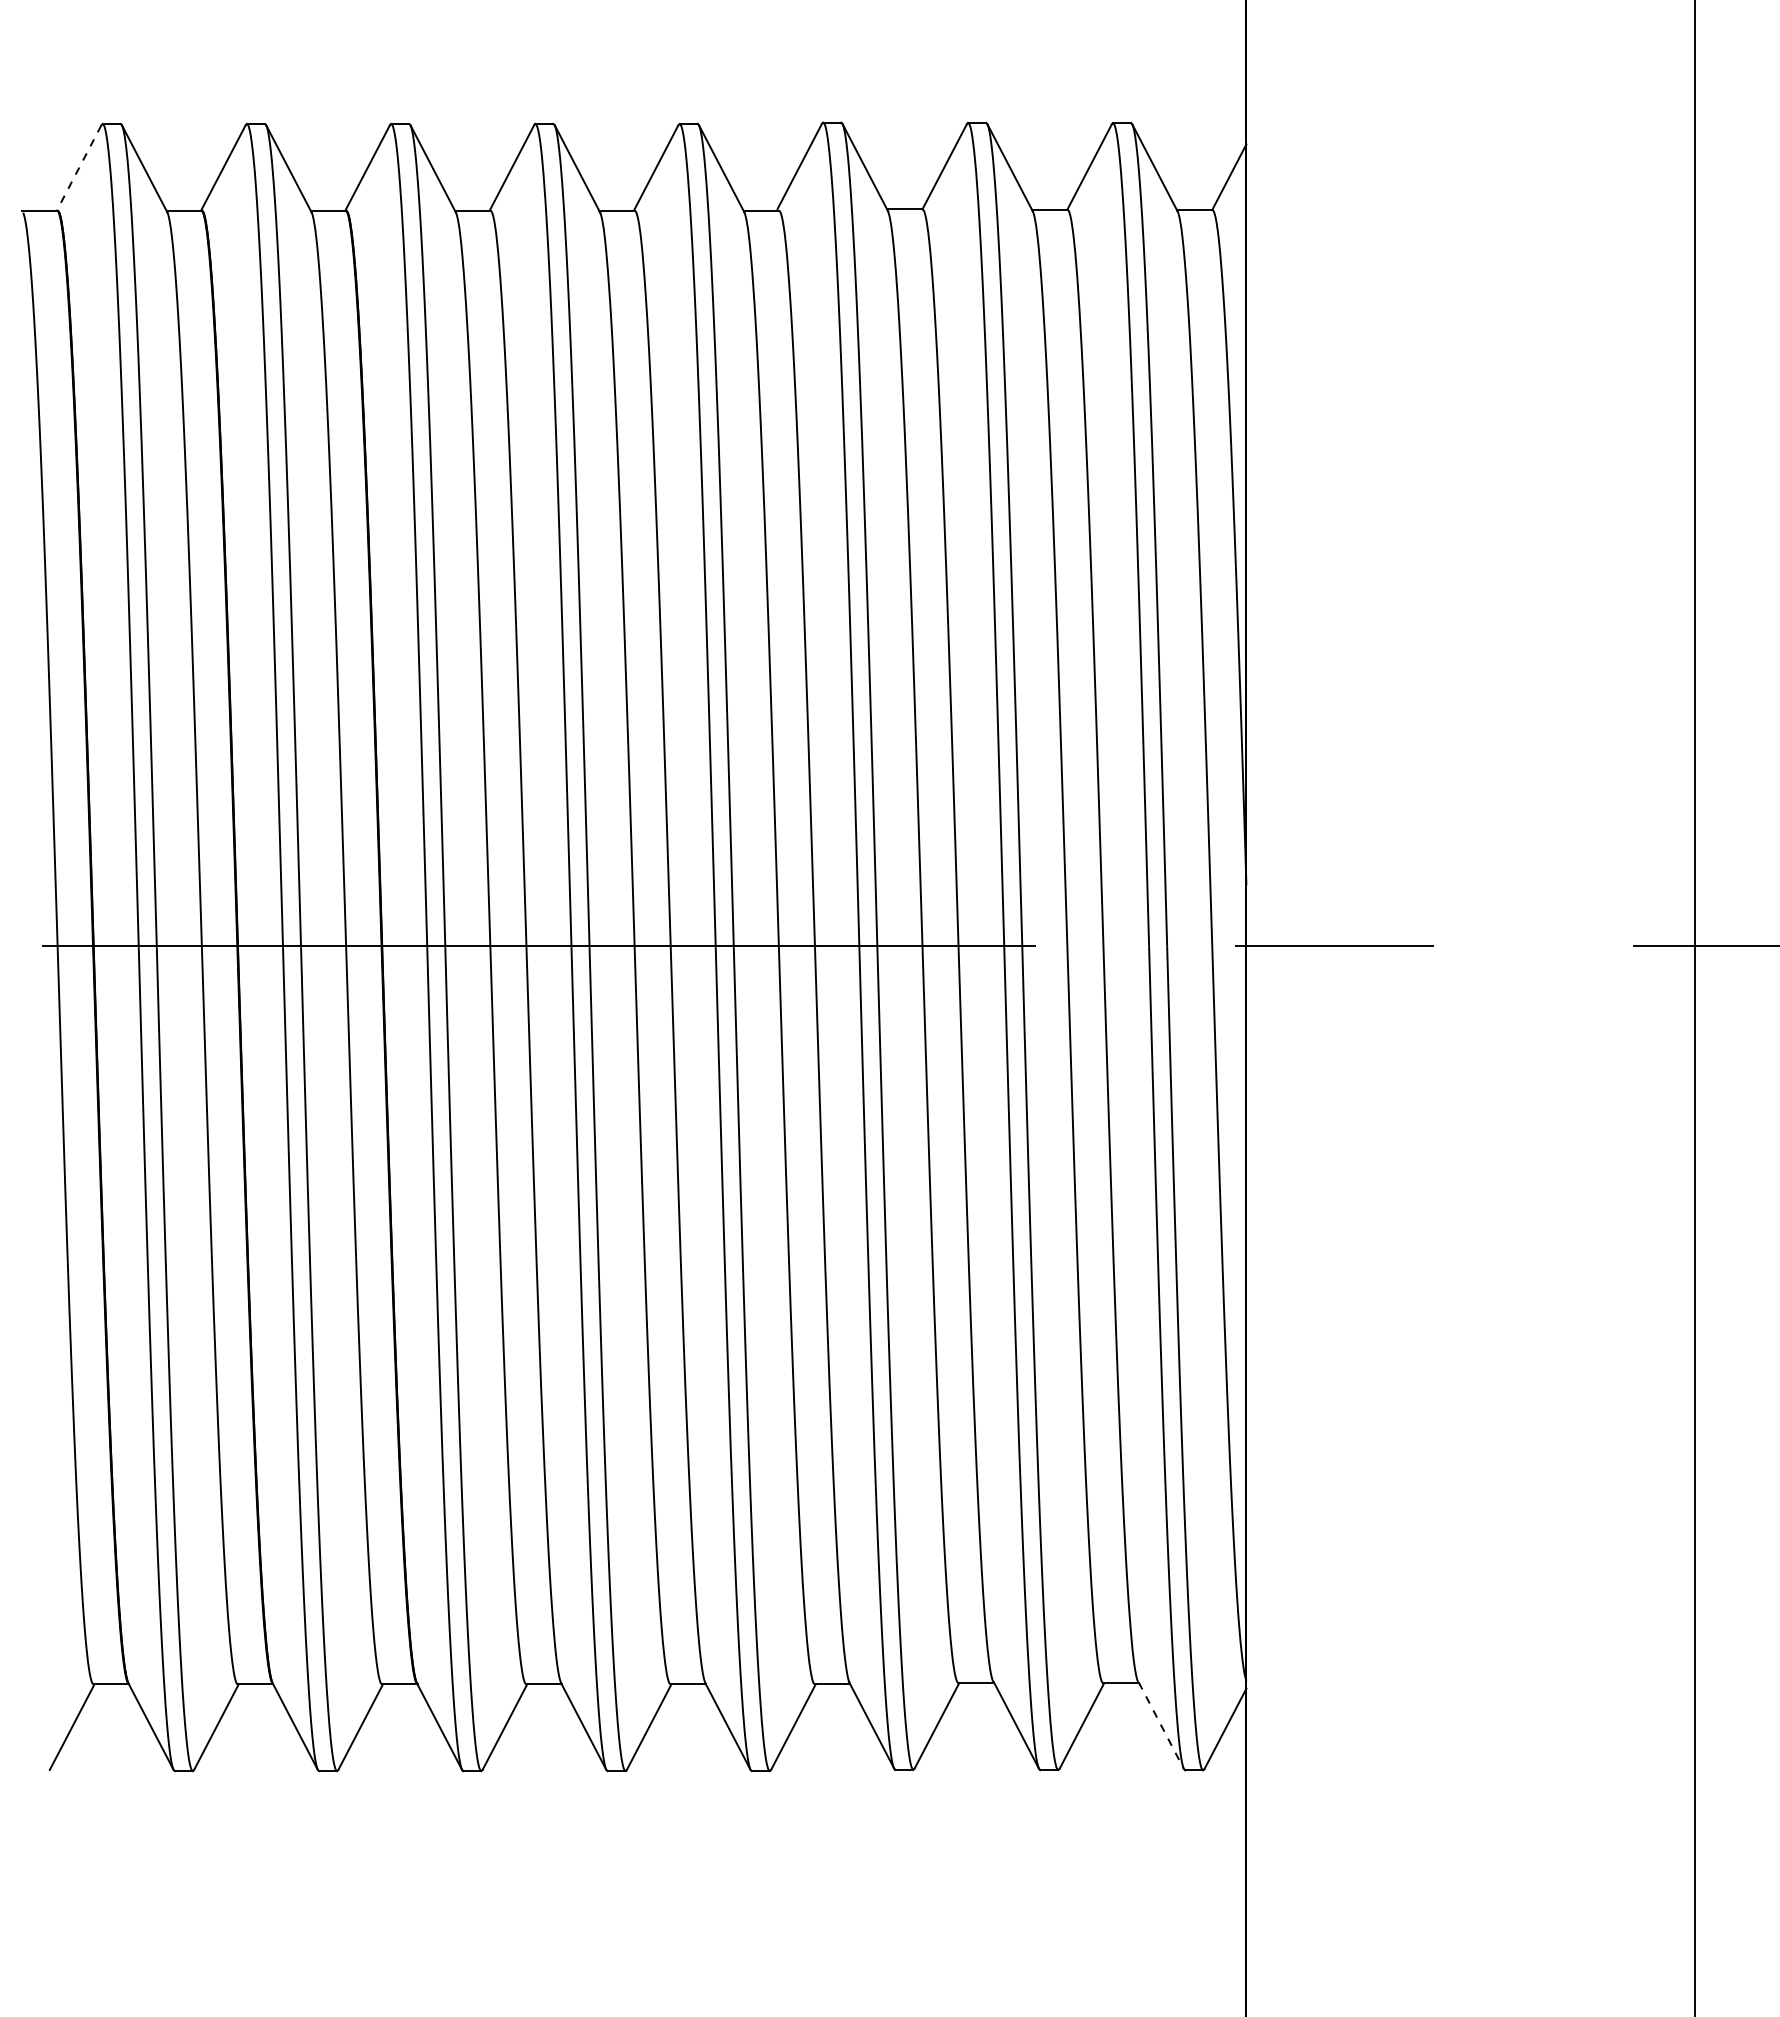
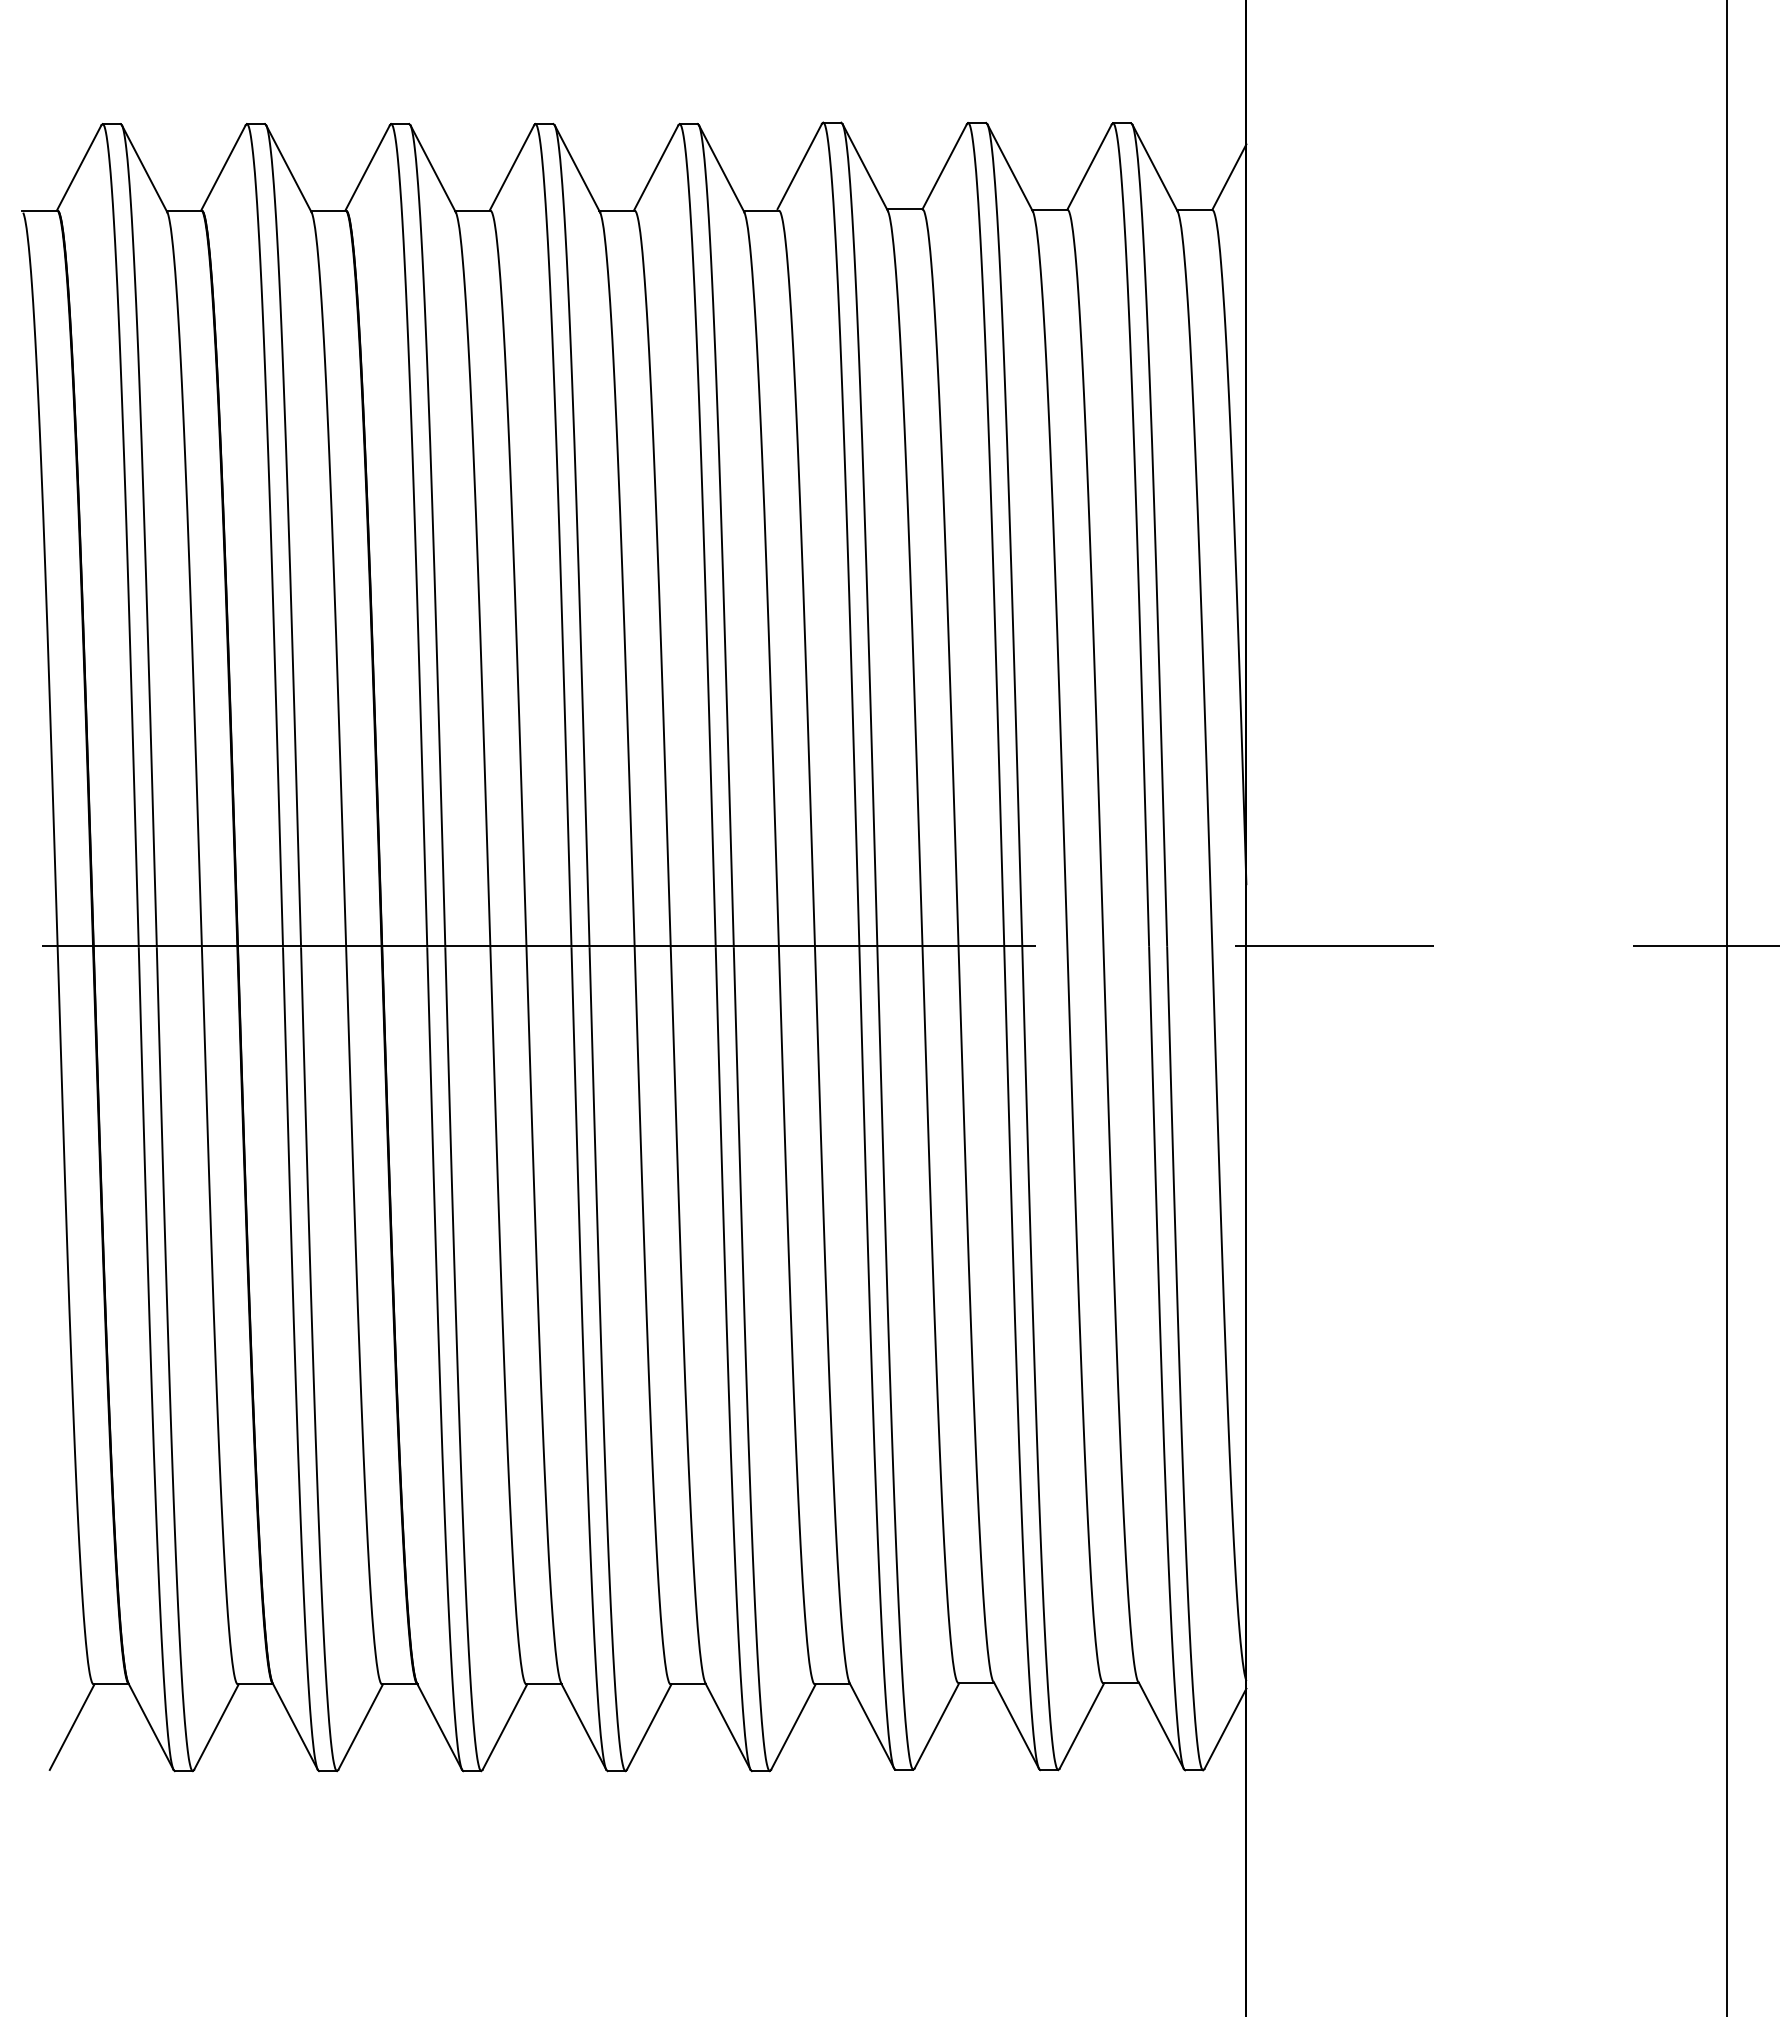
line: dashed -> solid (78, 168)
line position: (1694, 1007) -> (1726, 1007) (1726, 1007)
line: dashed -> solid (1161, 1725)
